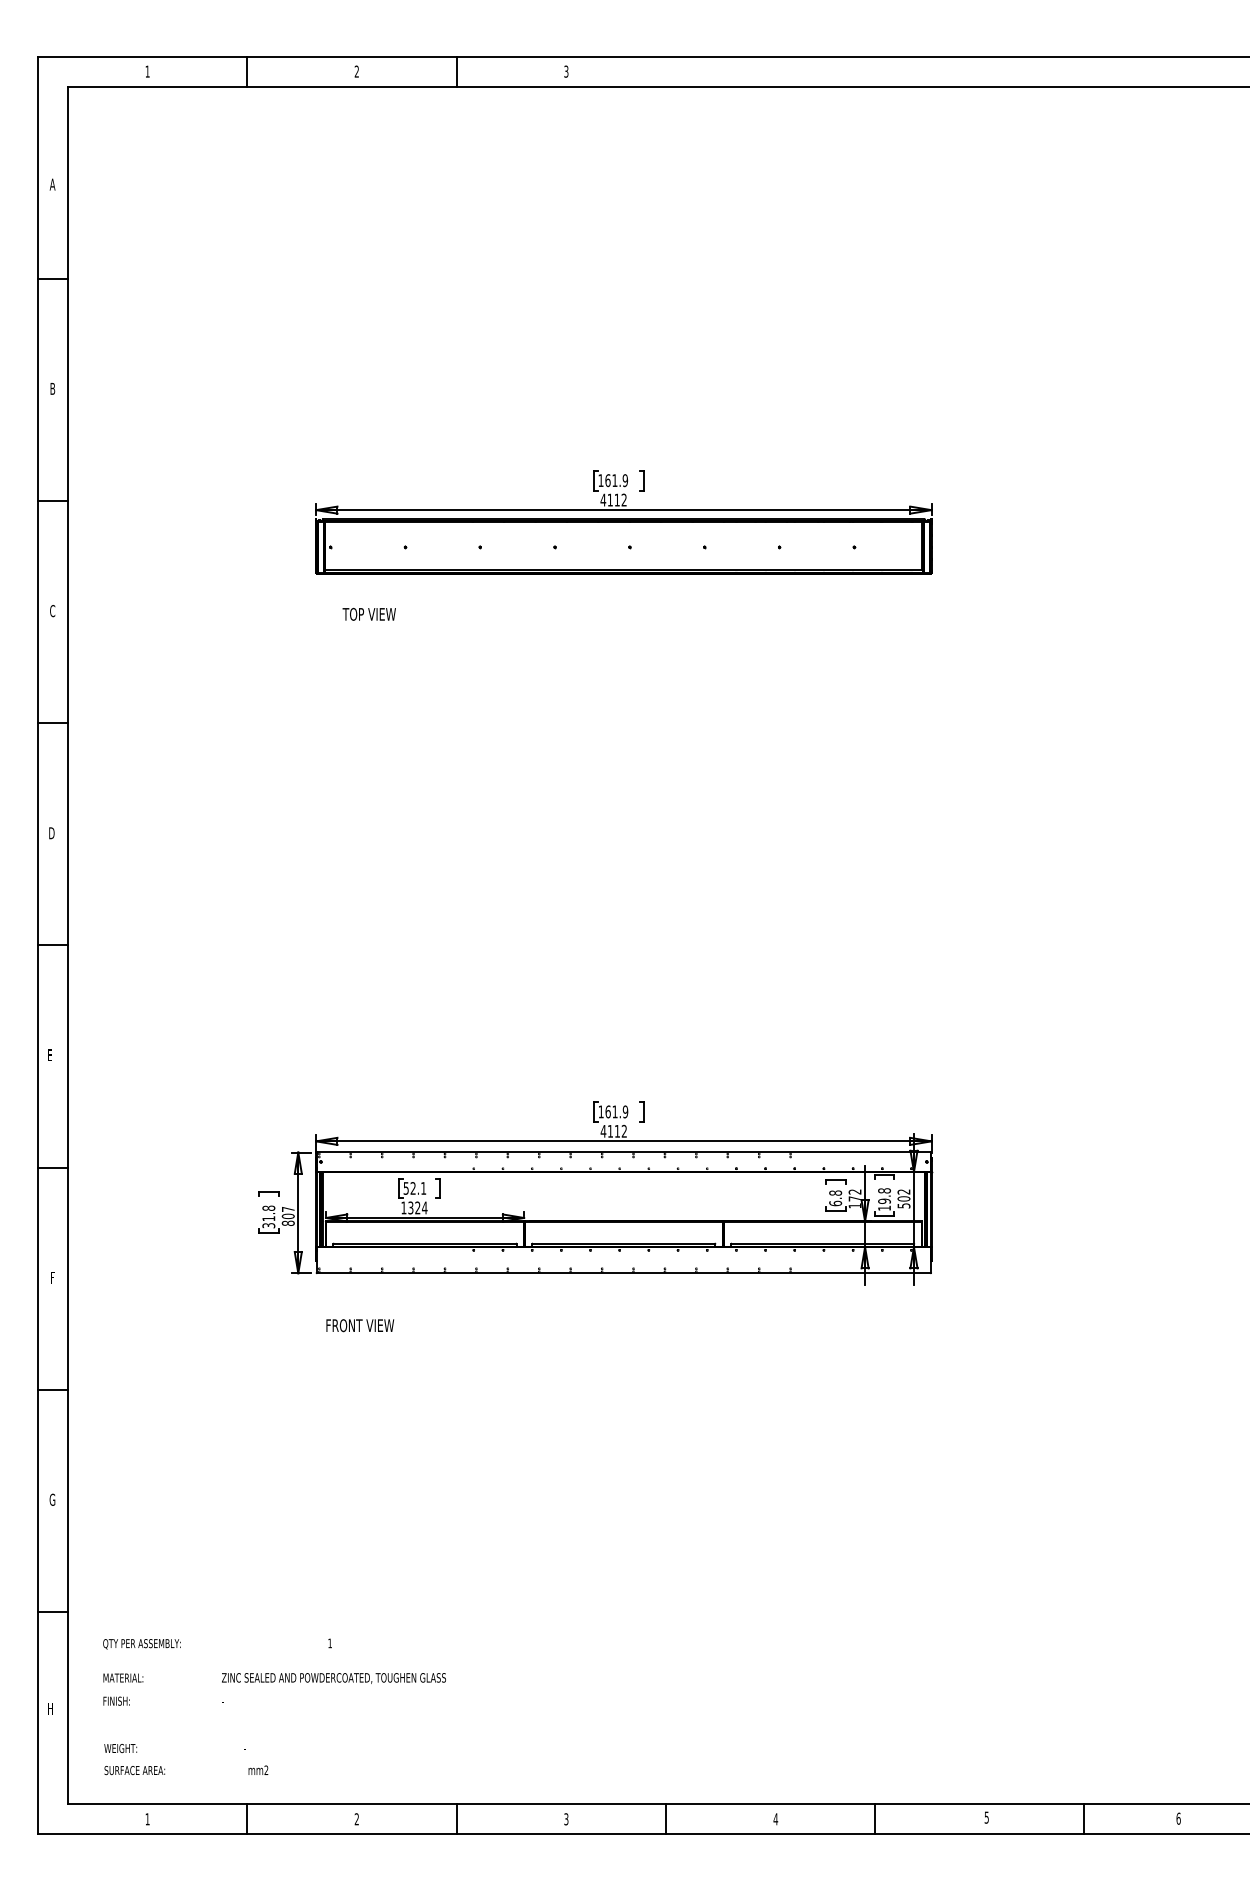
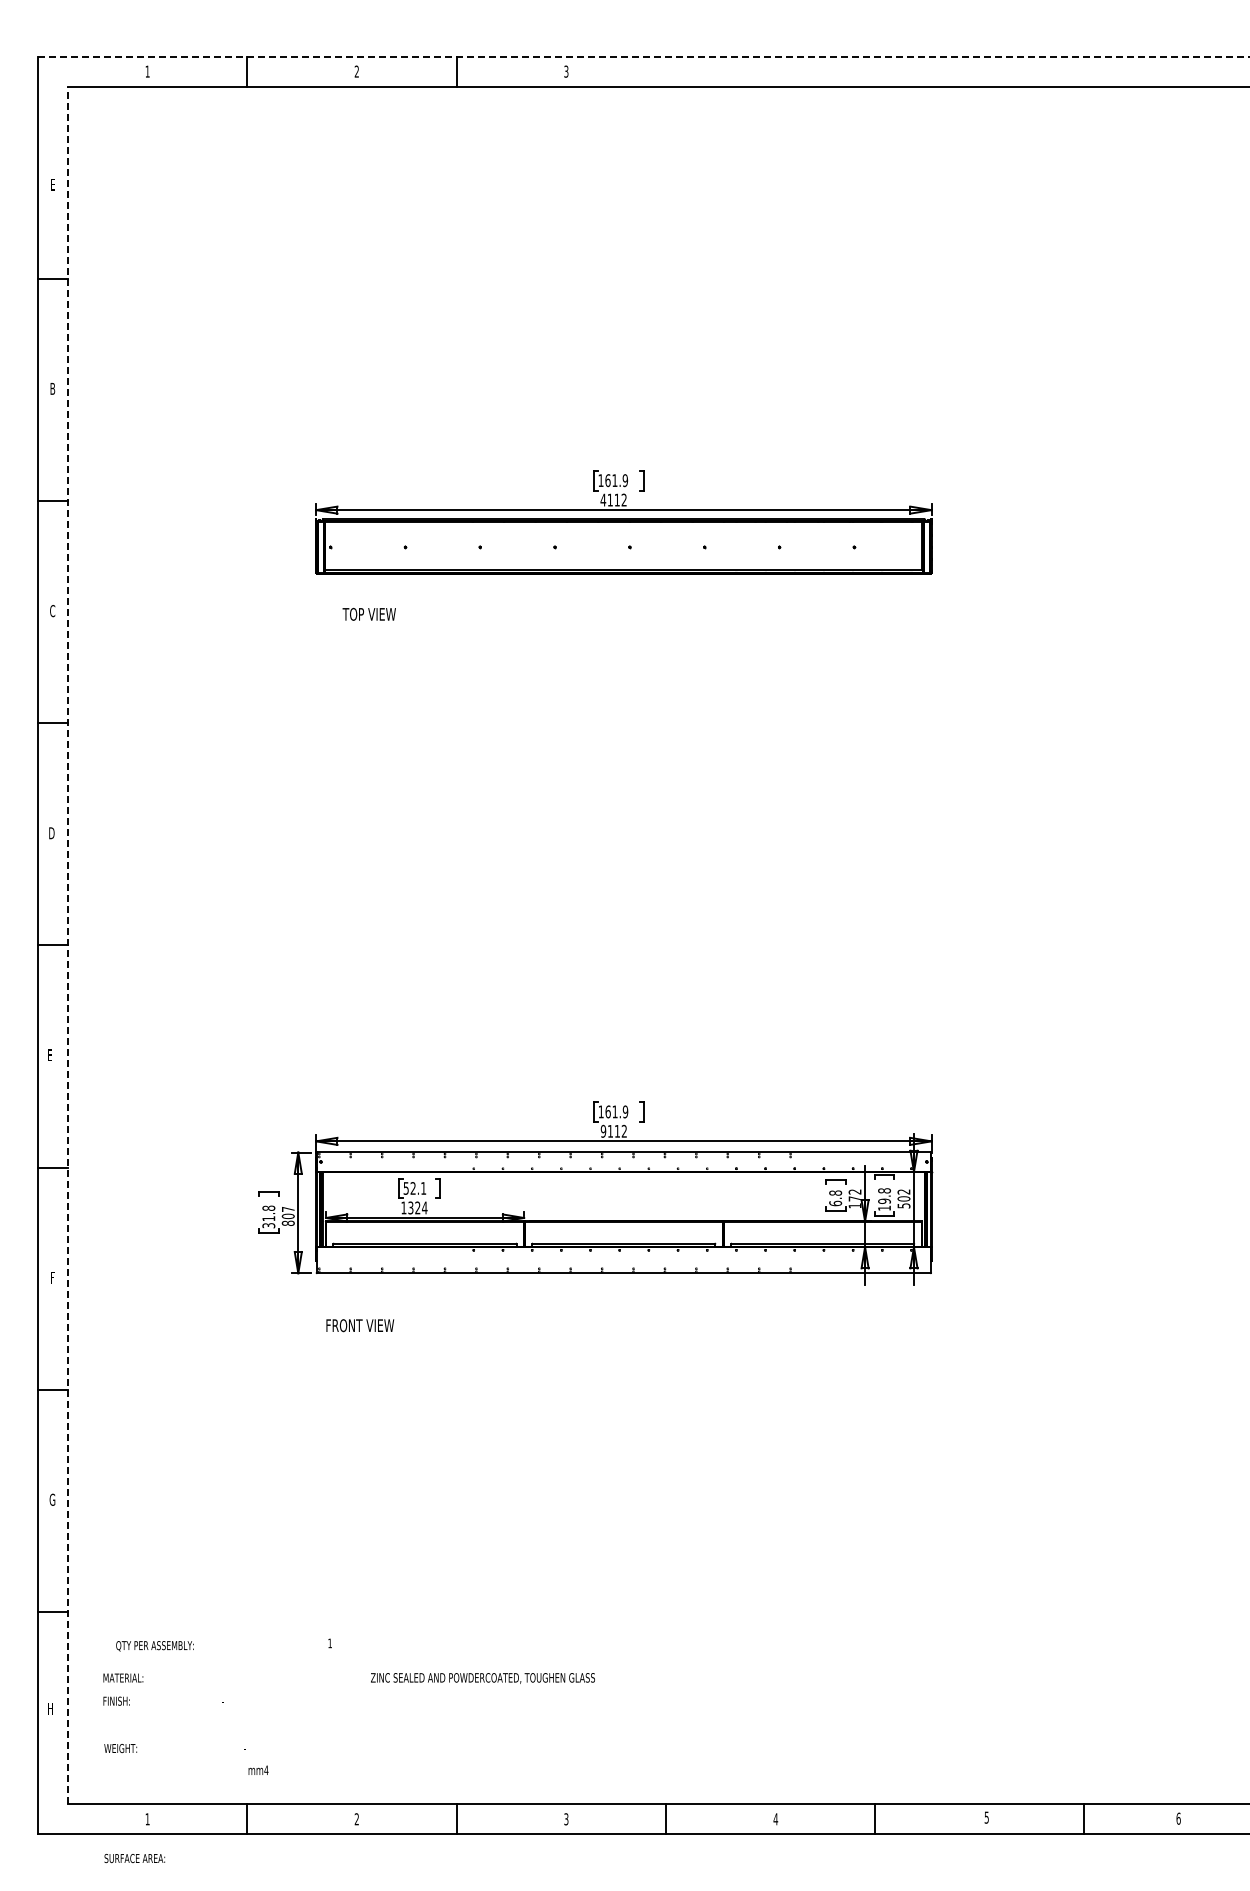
line: solid -> dashed (643, 56)
text: A -> E (52, 184)
line: solid -> dashed (67, 945)
text: 4112 -> 9112 (603, 1130)
text position: (141, 1644) -> (154, 1646) (154, 1646)
text position: (333, 1678) -> (482, 1678) (482, 1678)
text: mm2 -> mm4 (266, 1769)
text position: (134, 1770) -> (134, 1858) (134, 1858)
